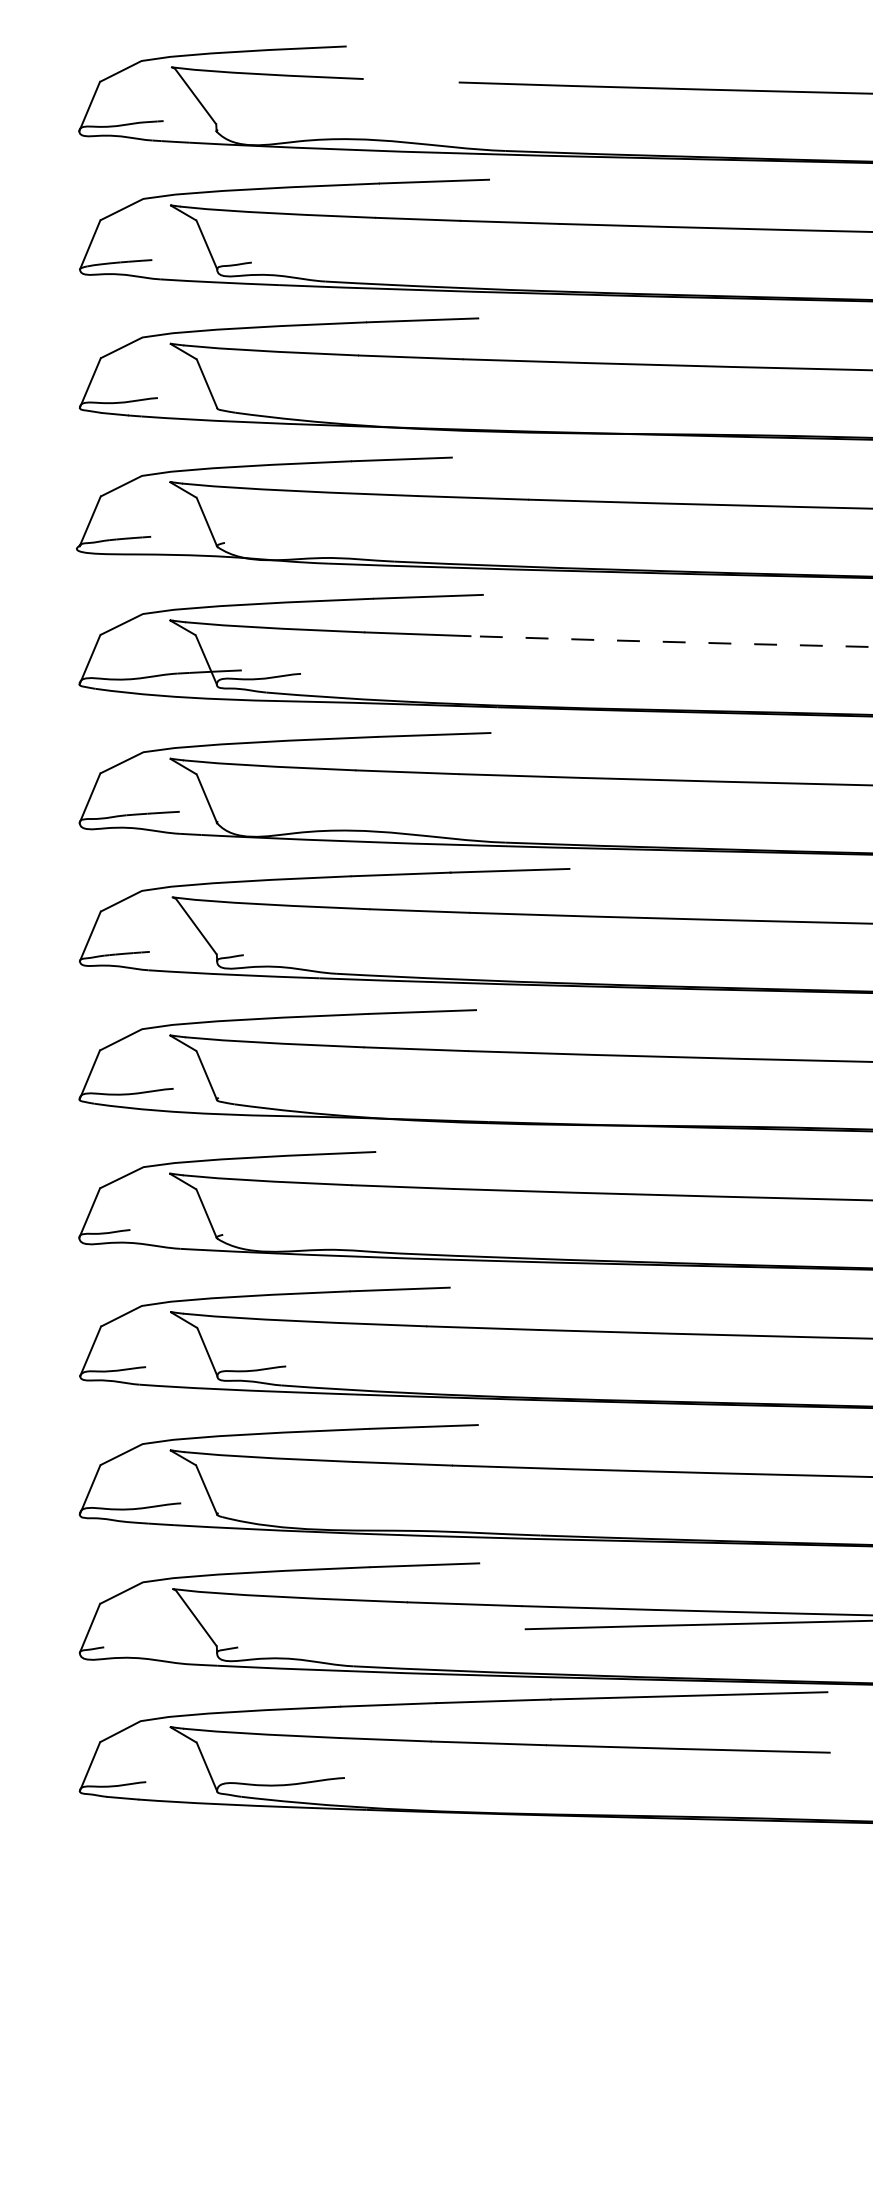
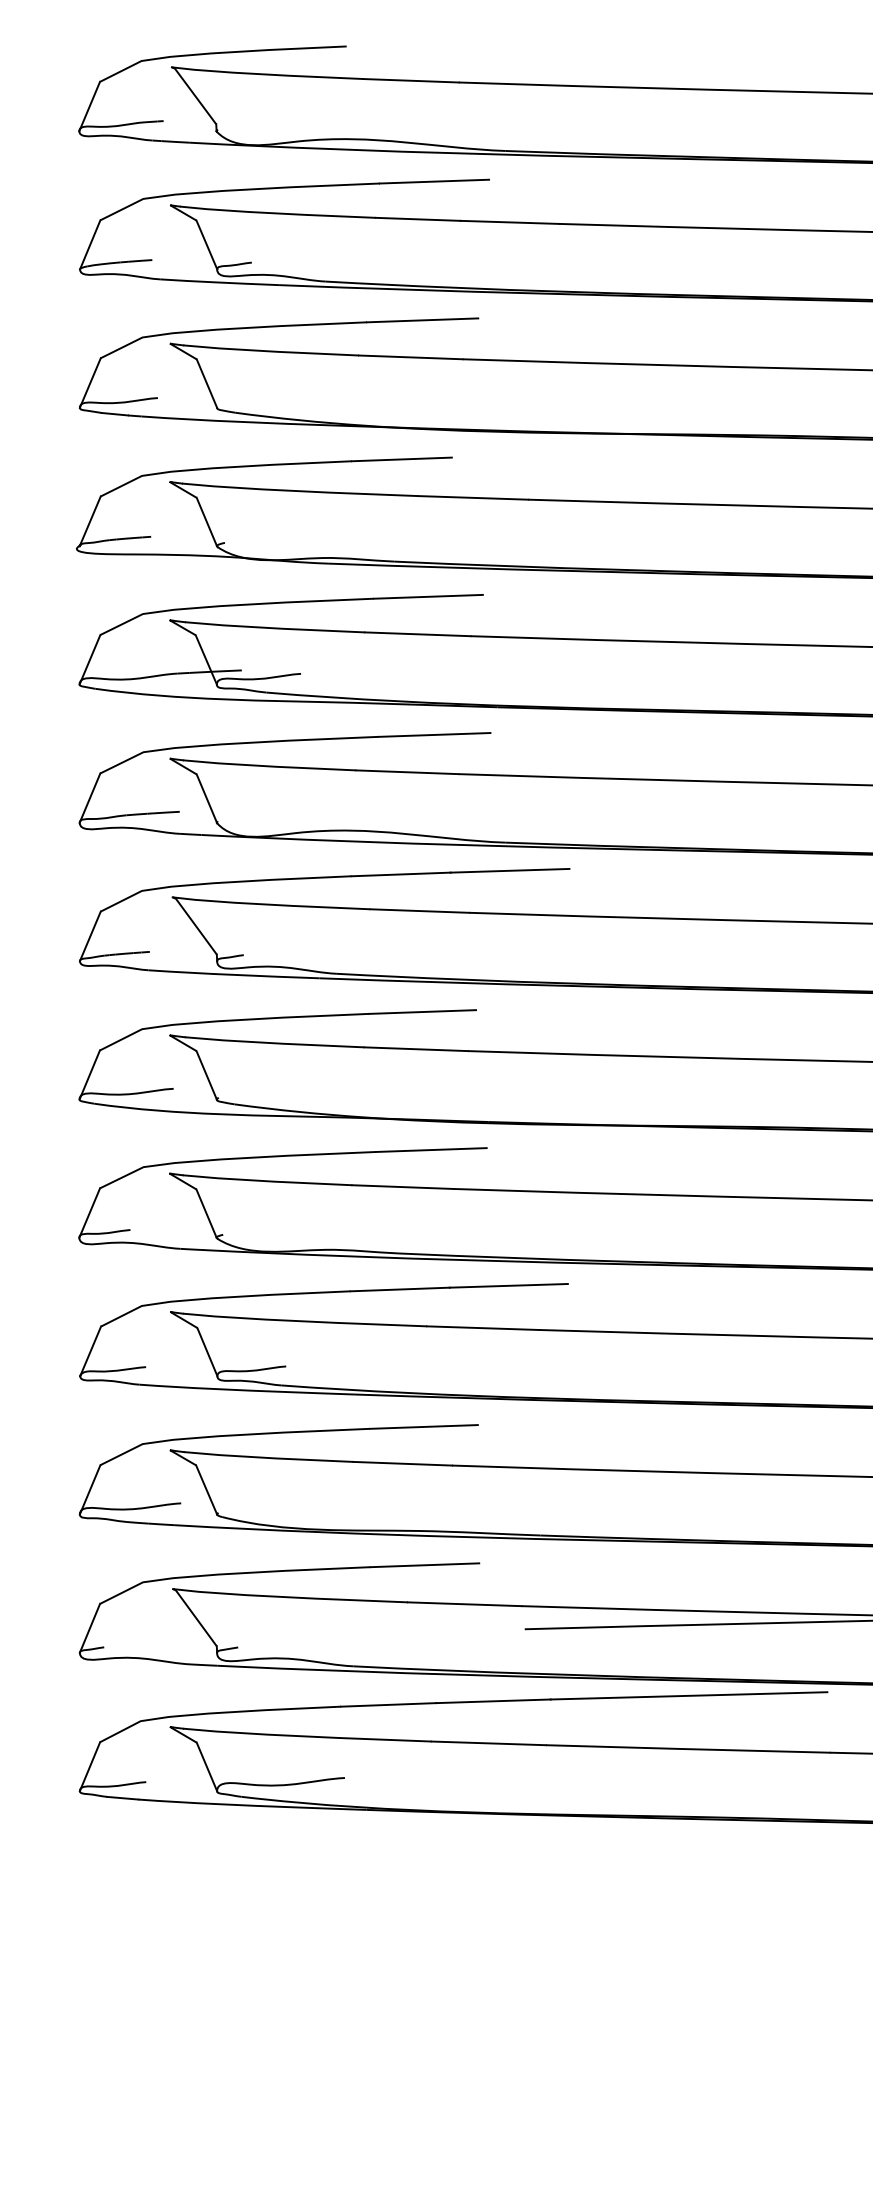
line: none -> present (410, 80)
line: dashed -> solid (671, 642)
line: none -> present (431, 1149)
line: none -> present (508, 1285)
line: none -> present (849, 1752)
